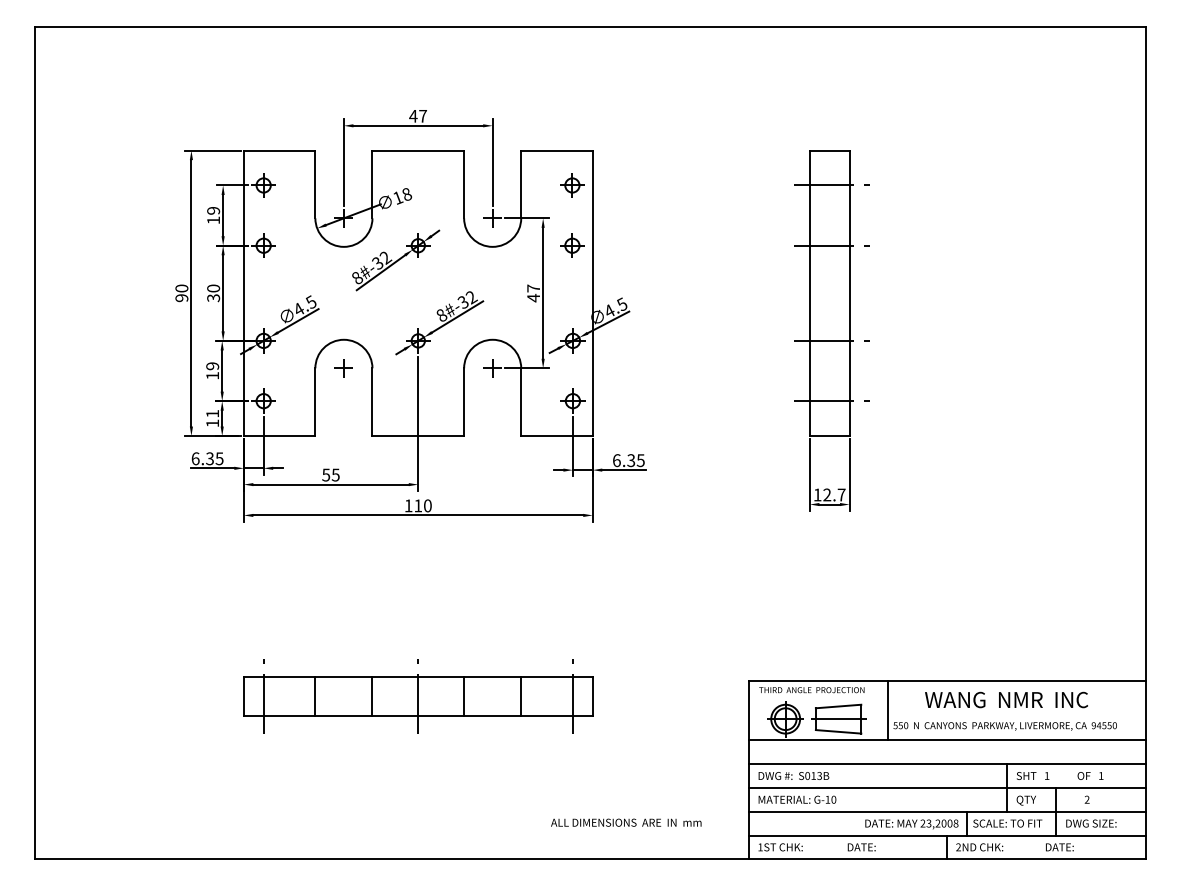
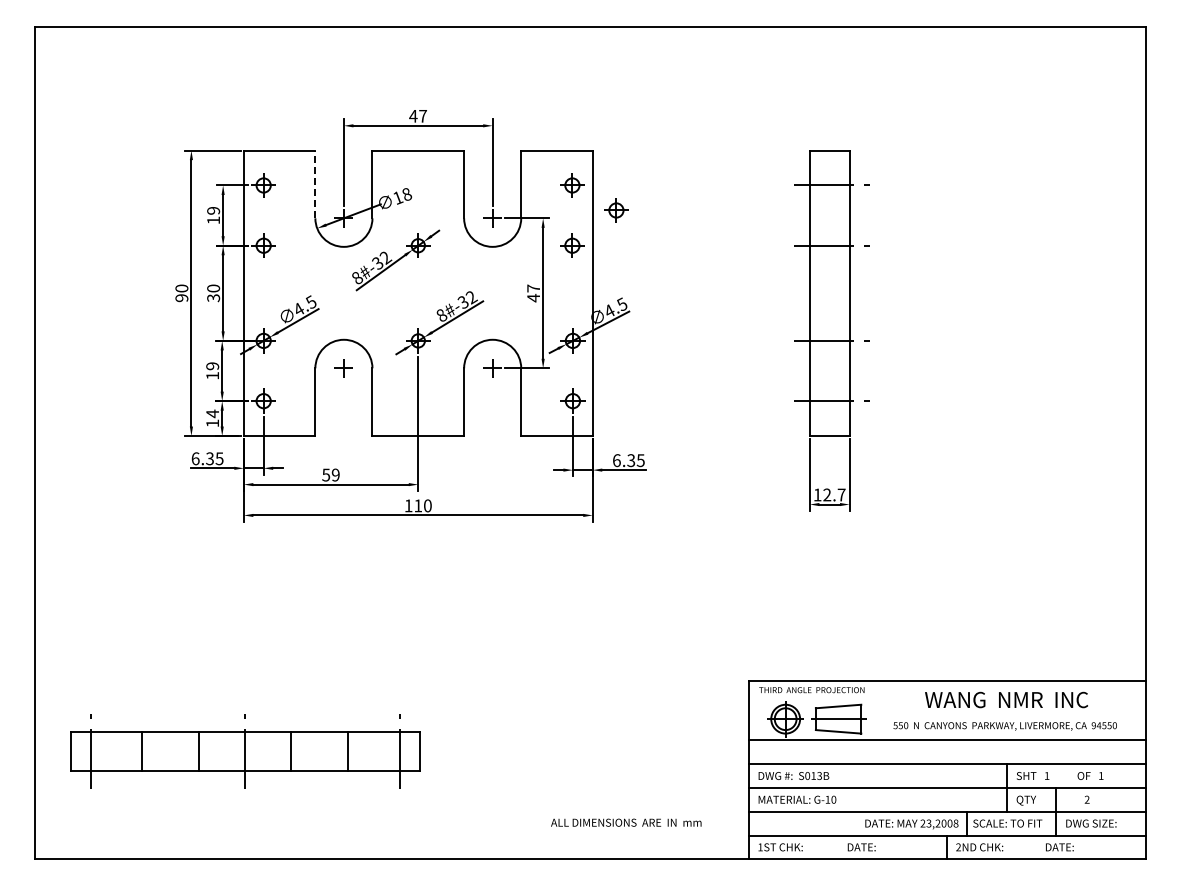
line: solid -> dashed (315, 184)
part: none -> present (616, 210)
text: 11 -> 14 (212, 413)
text: 55 -> 59 (335, 474)
part position: (418, 696) -> (245, 751) (245, 751)
line: present -> none (887, 710)
